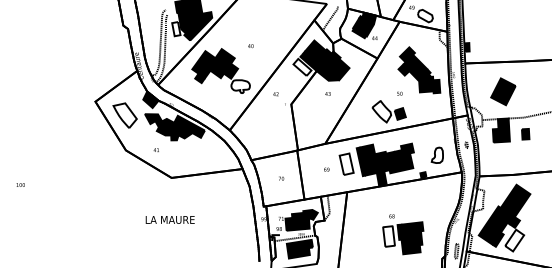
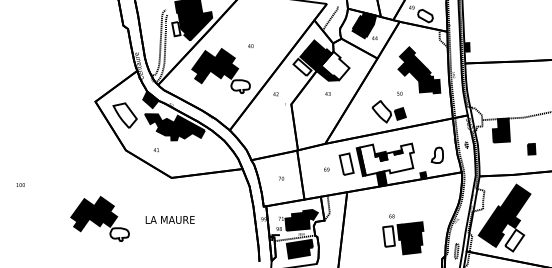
fill: present -> none (335, 65)
part: present -> none (503, 91)
part position: (525, 134) -> (531, 149) (531, 149)
fill: present -> none (386, 159)
part: none -> present (99, 218)
